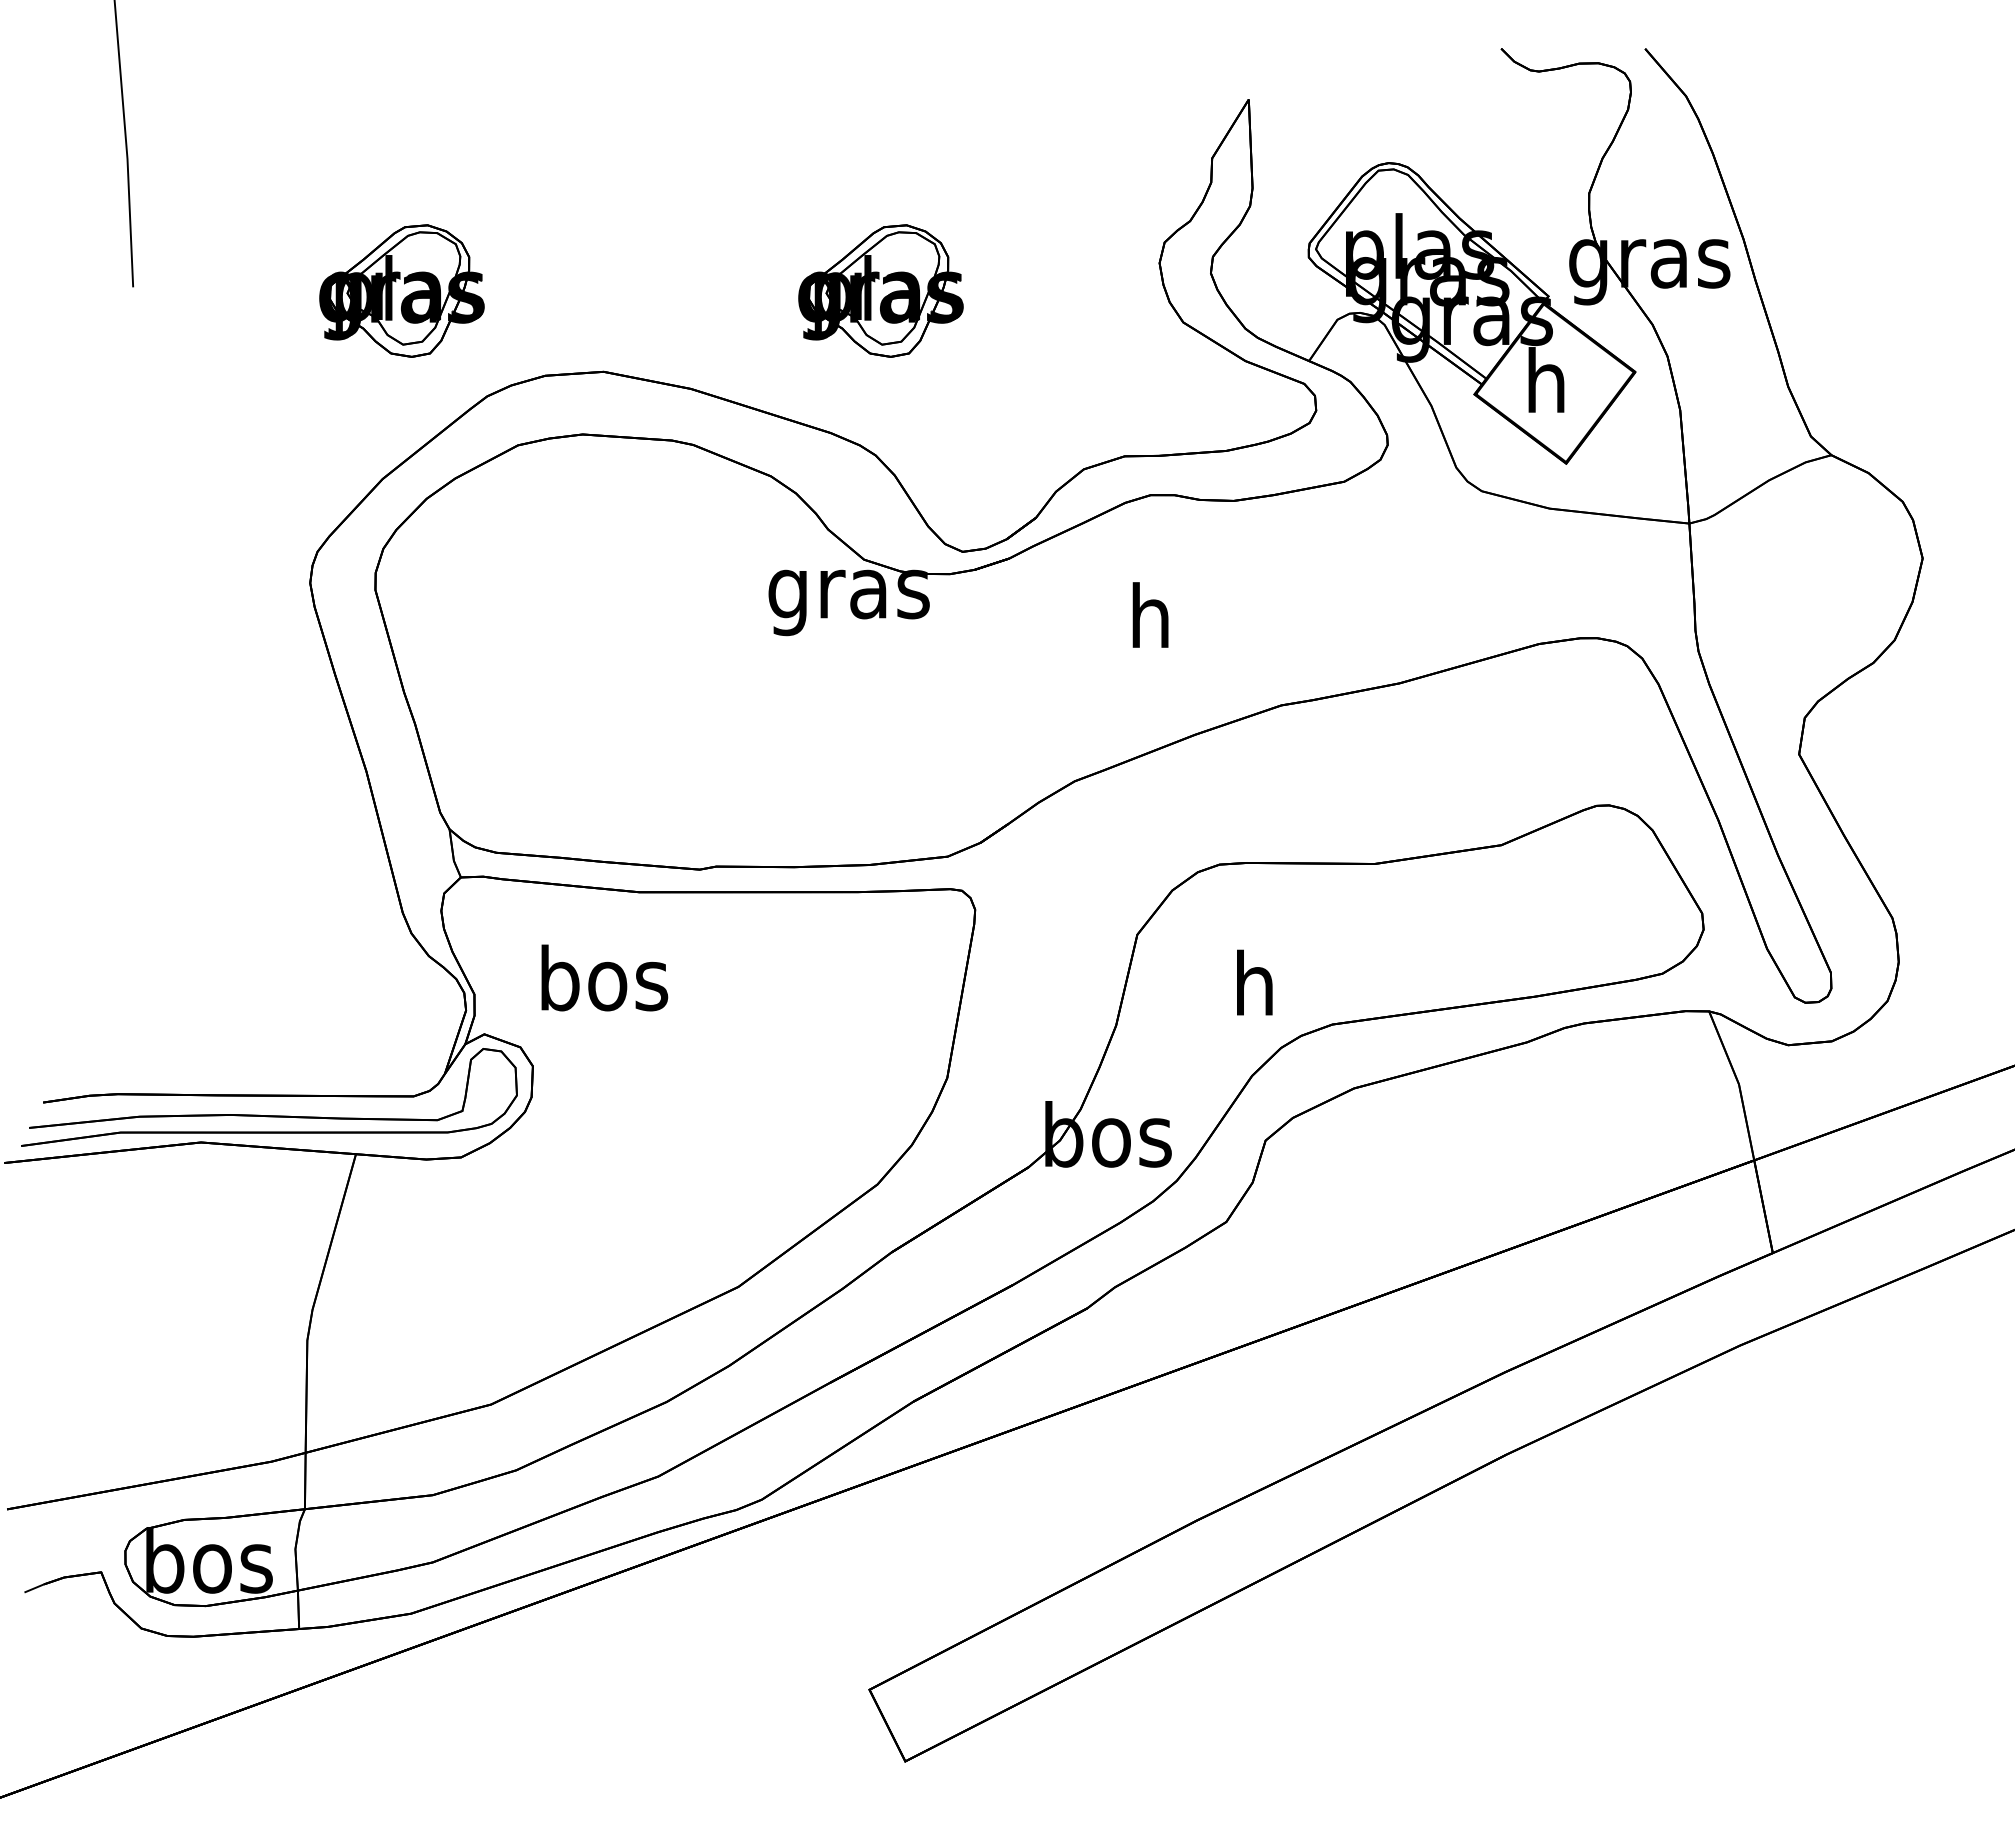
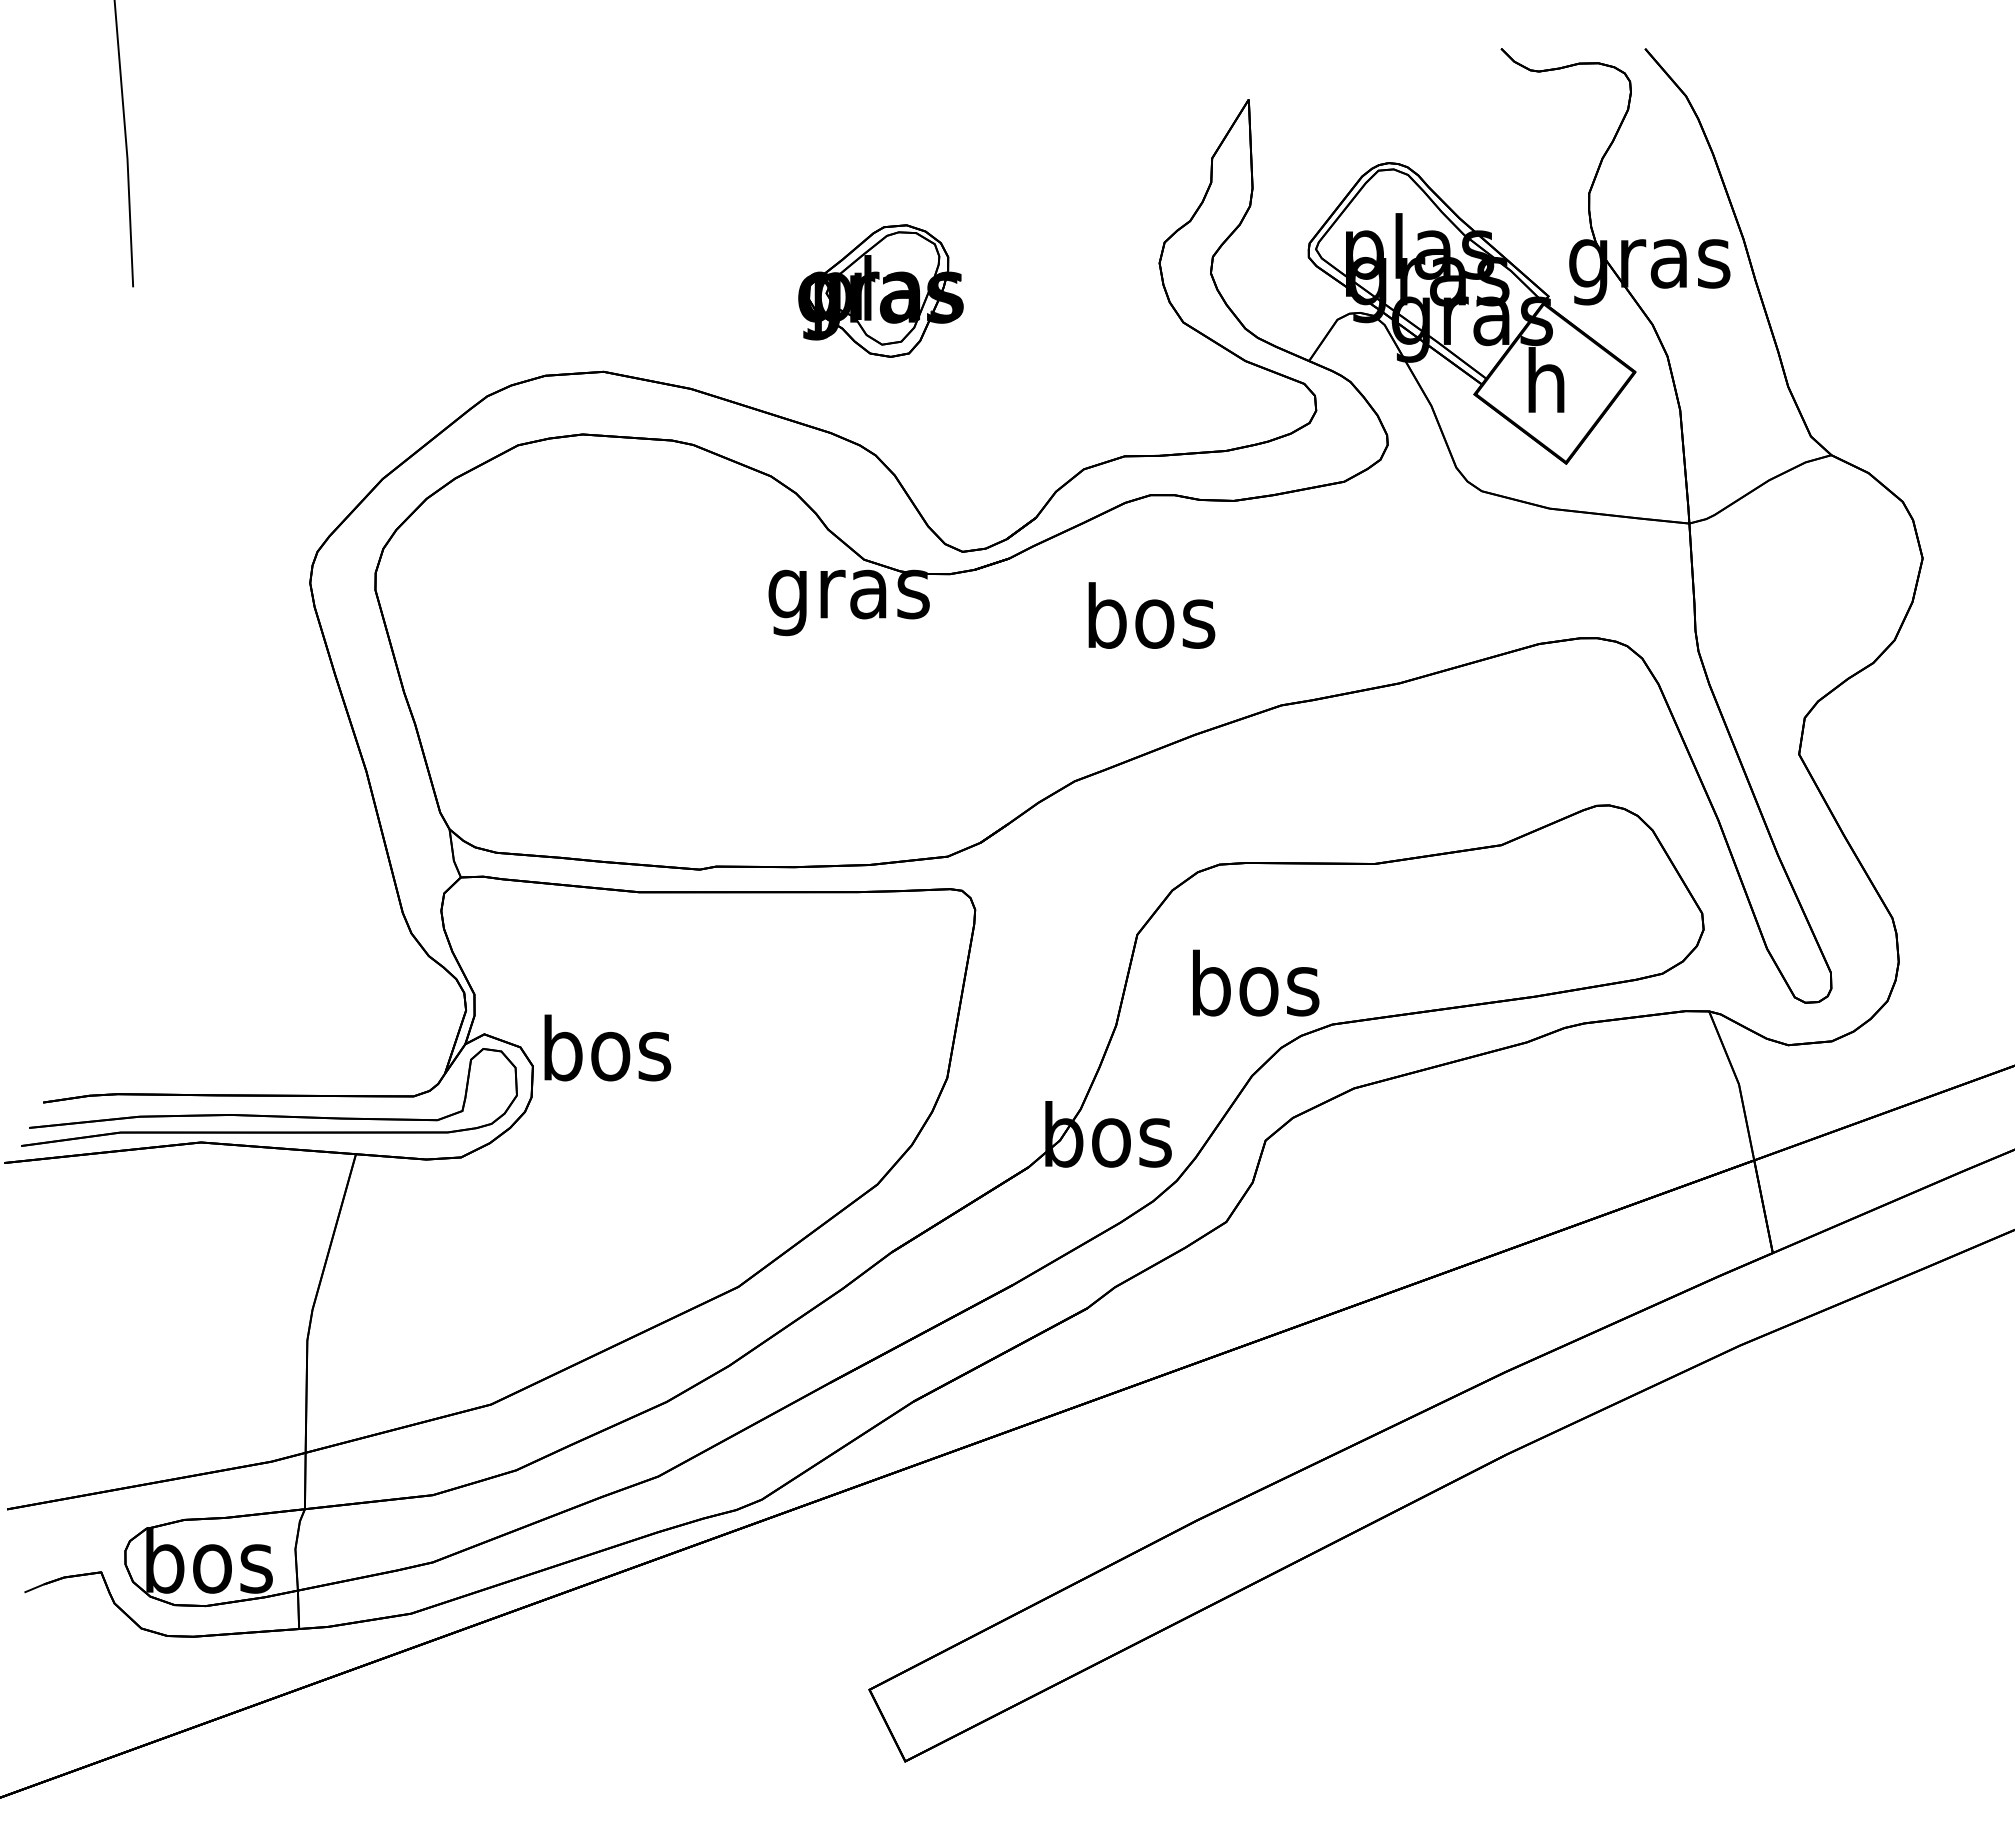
part: present -> none (401, 290)
text: h -> bos (1151, 615)
text position: (604, 977) -> (607, 1047) (607, 1047)
text: h -> bos (1256, 982)
